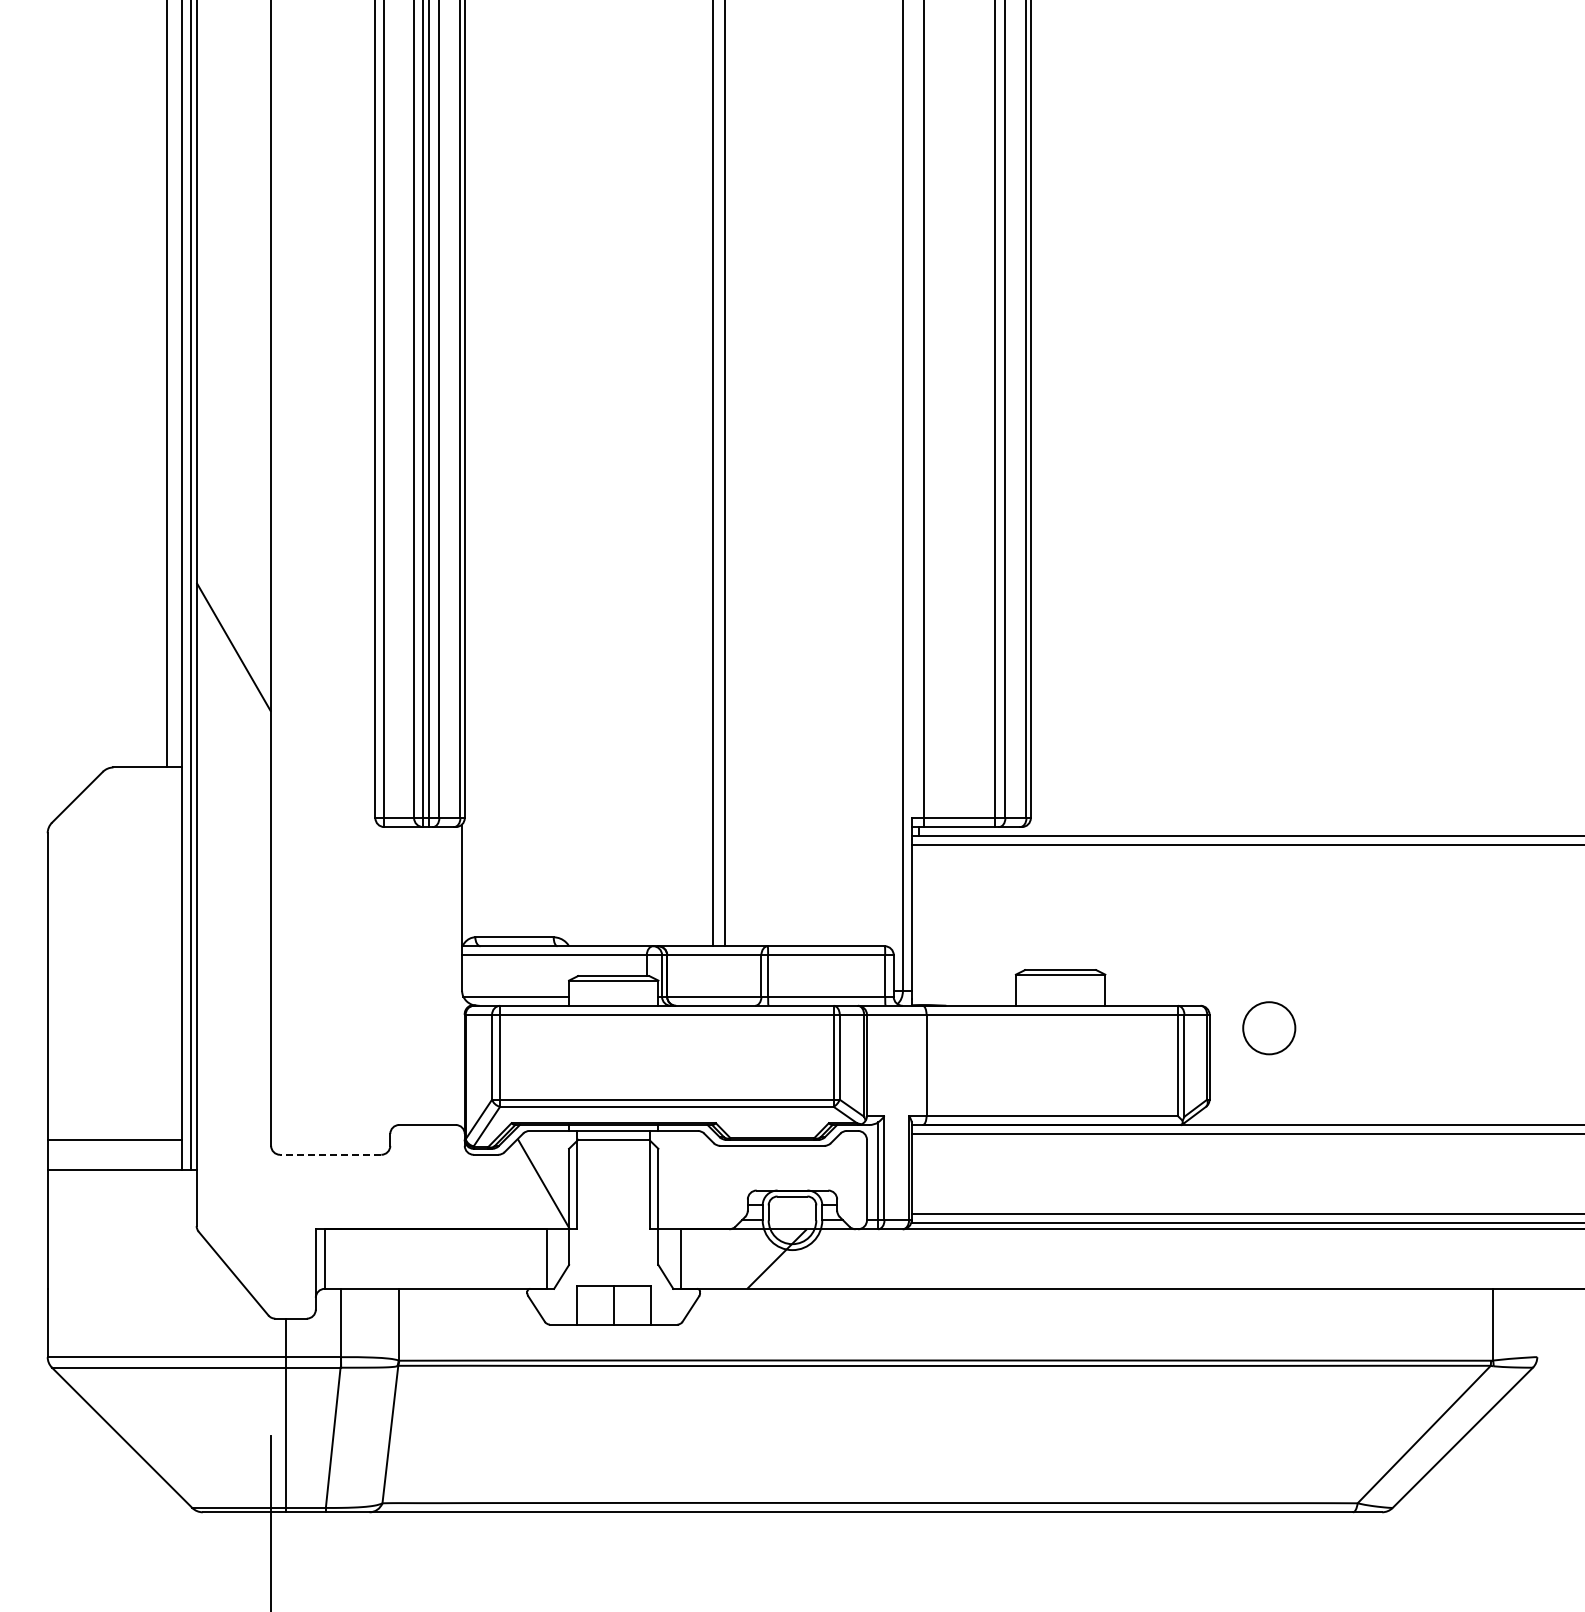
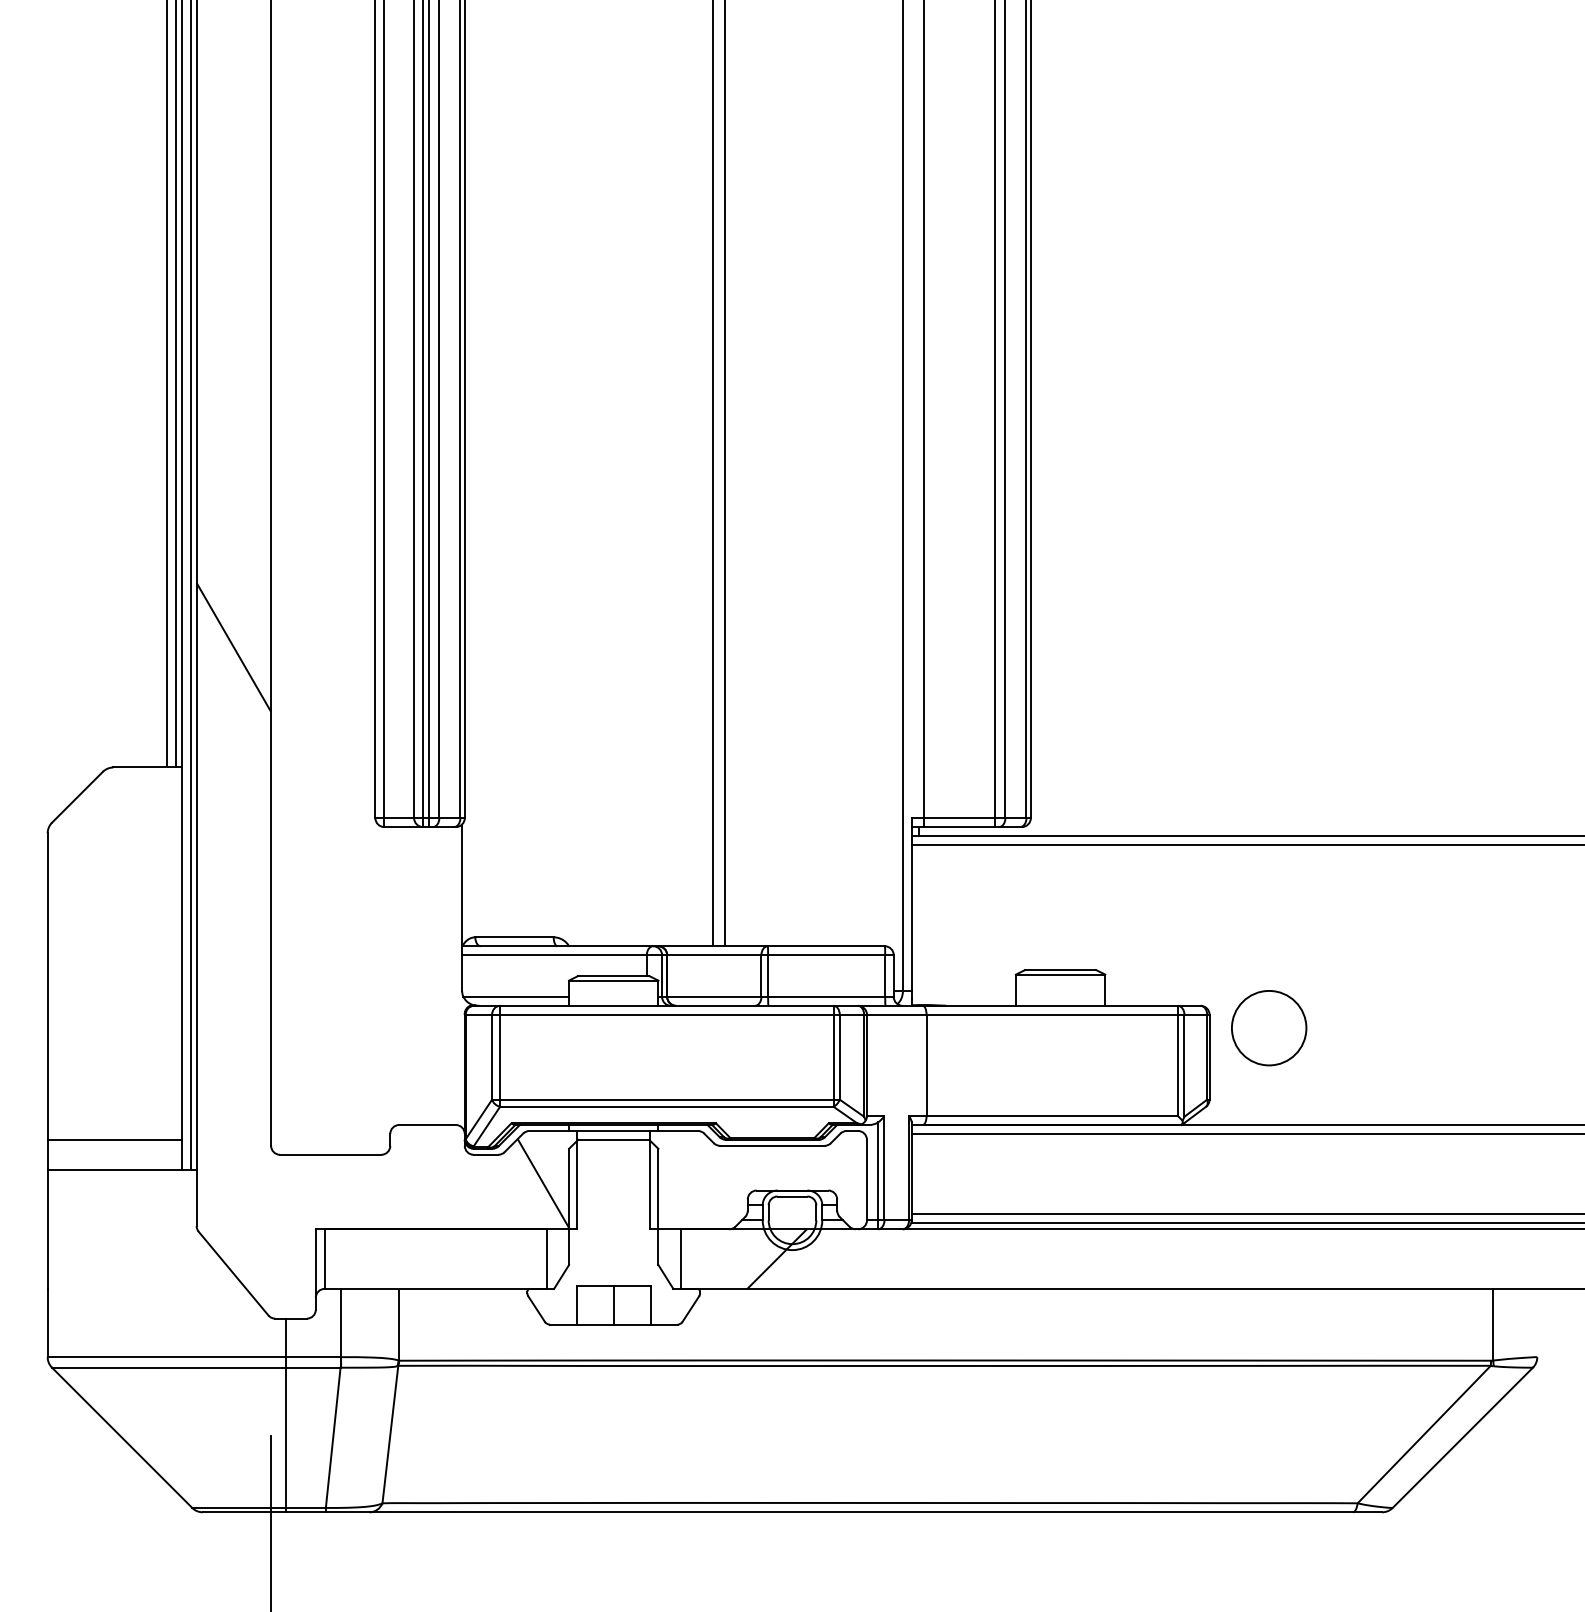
line: none -> present (175, 384)
circle size: 55x55 px -> 77x77 px (1269, 1028)
line: dashed -> solid (330, 1154)
